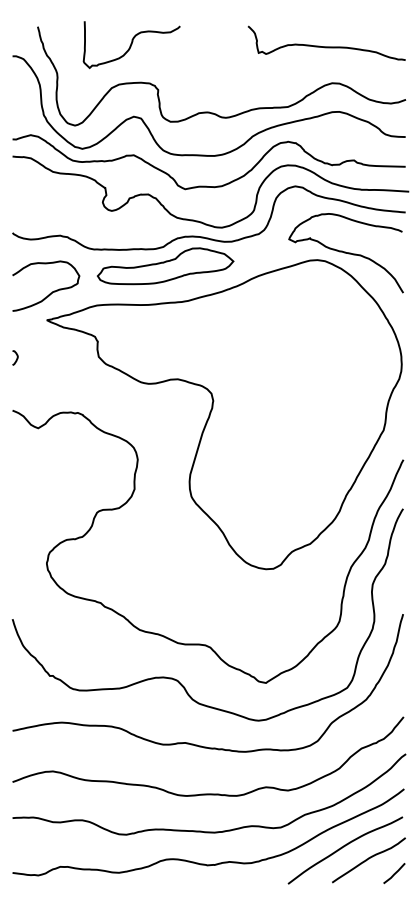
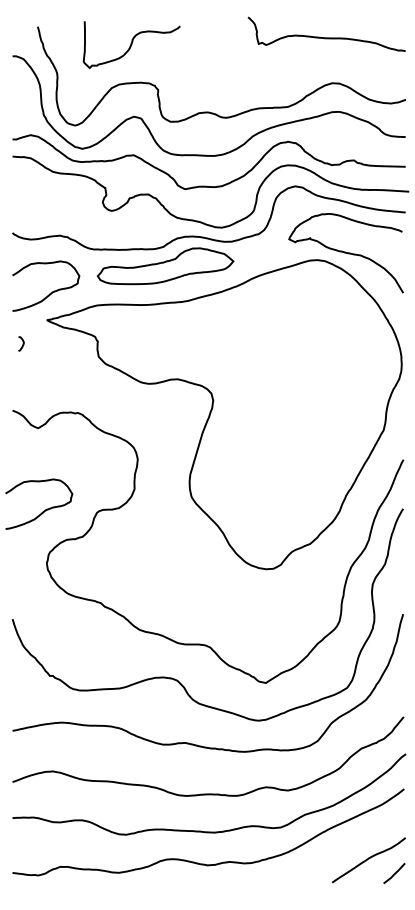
curve position: (326, 46) -> (326, 37) (326, 37)
curve position: (16, 357) -> (22, 343) (22, 343)
curve: none -> present (43, 510)
curve: present -> none (344, 847)
